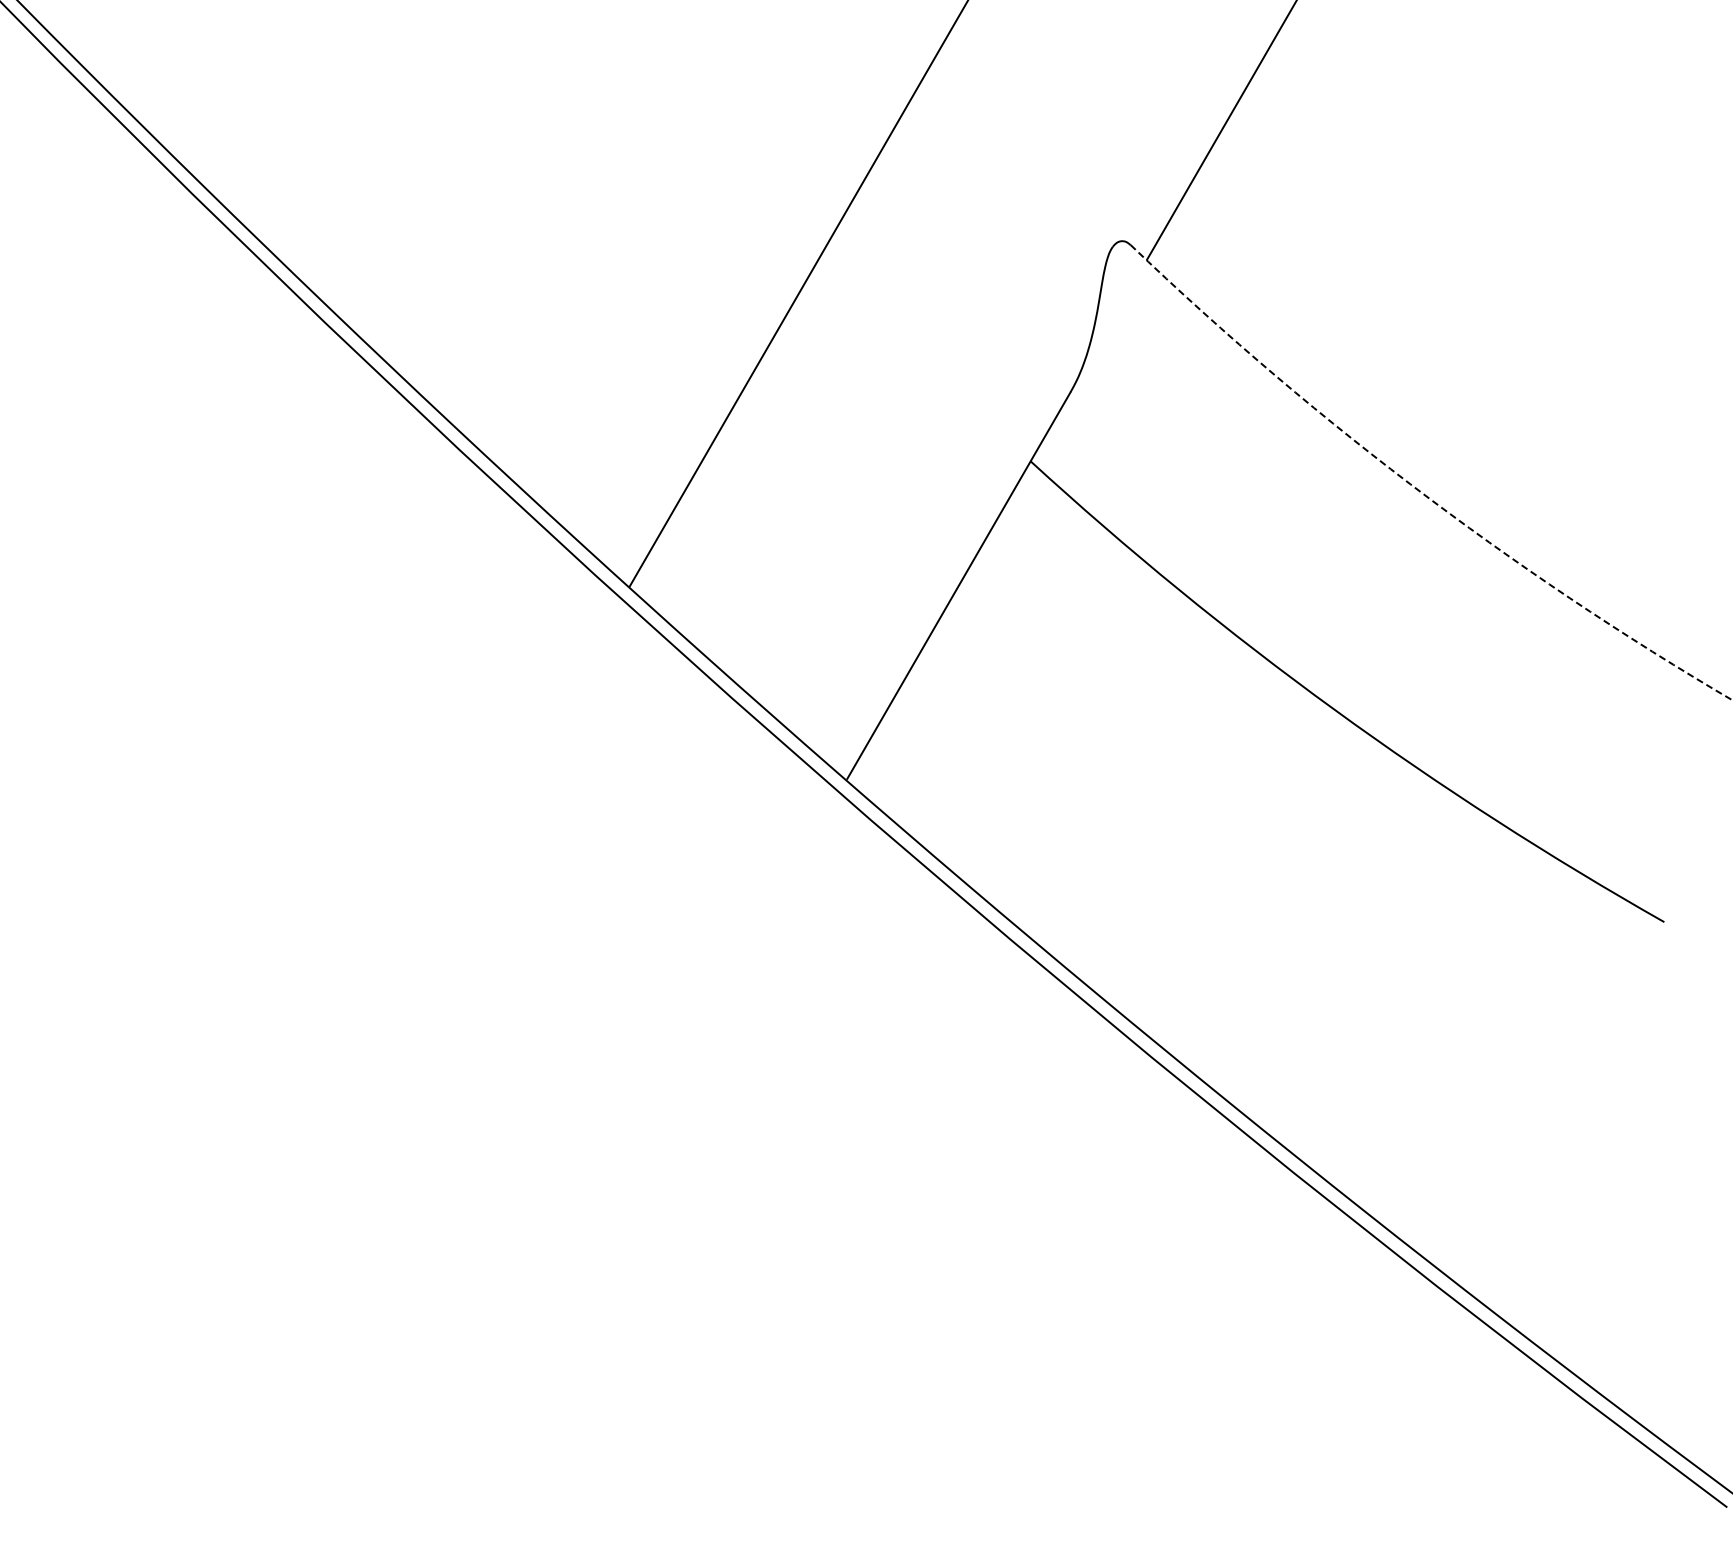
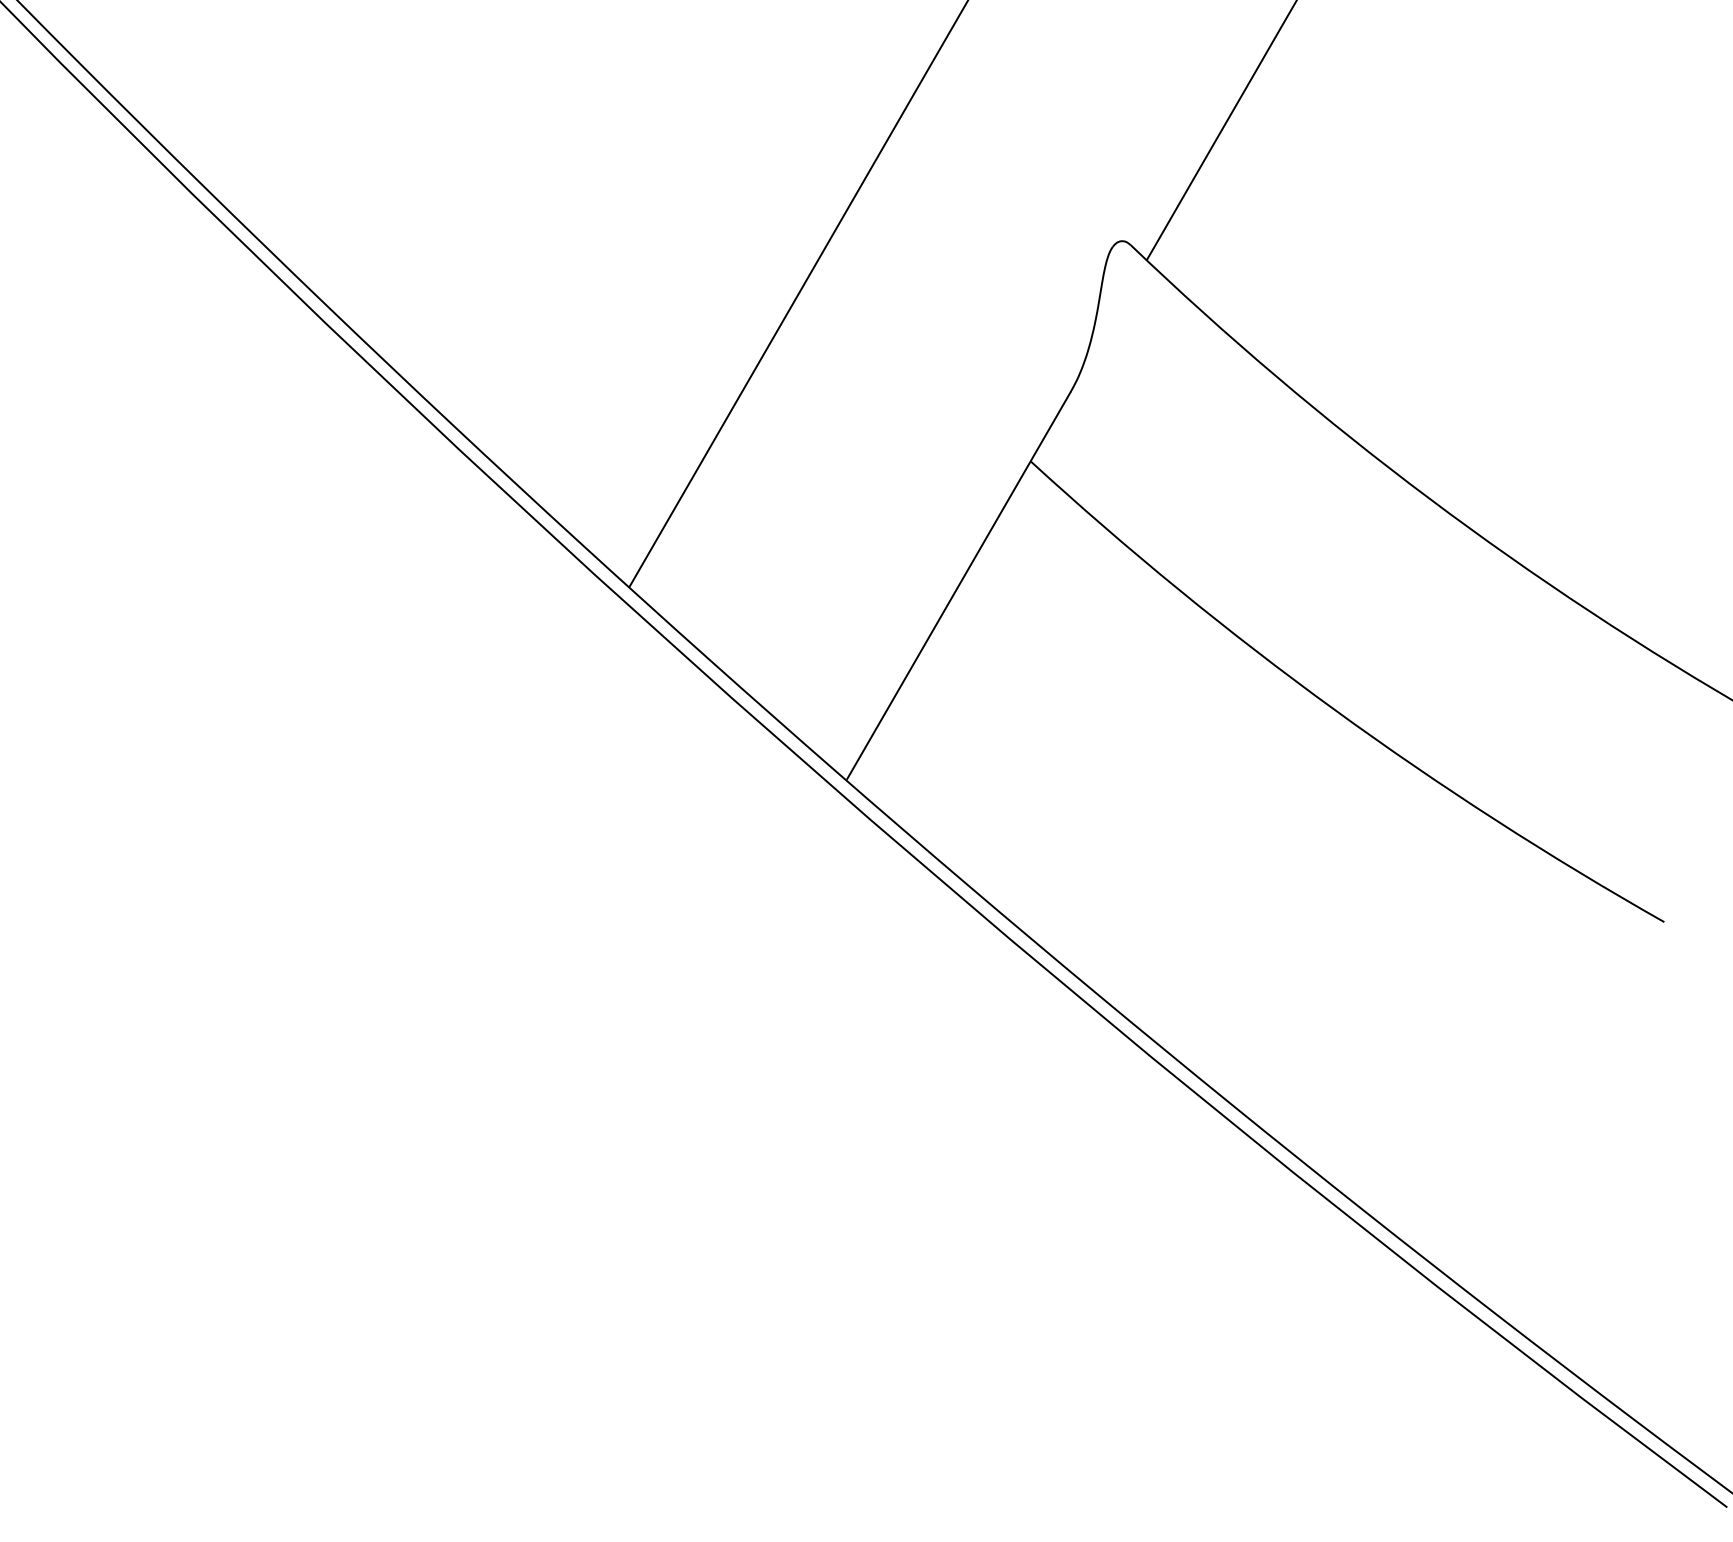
arc: dashed -> solid (1418, 490)
